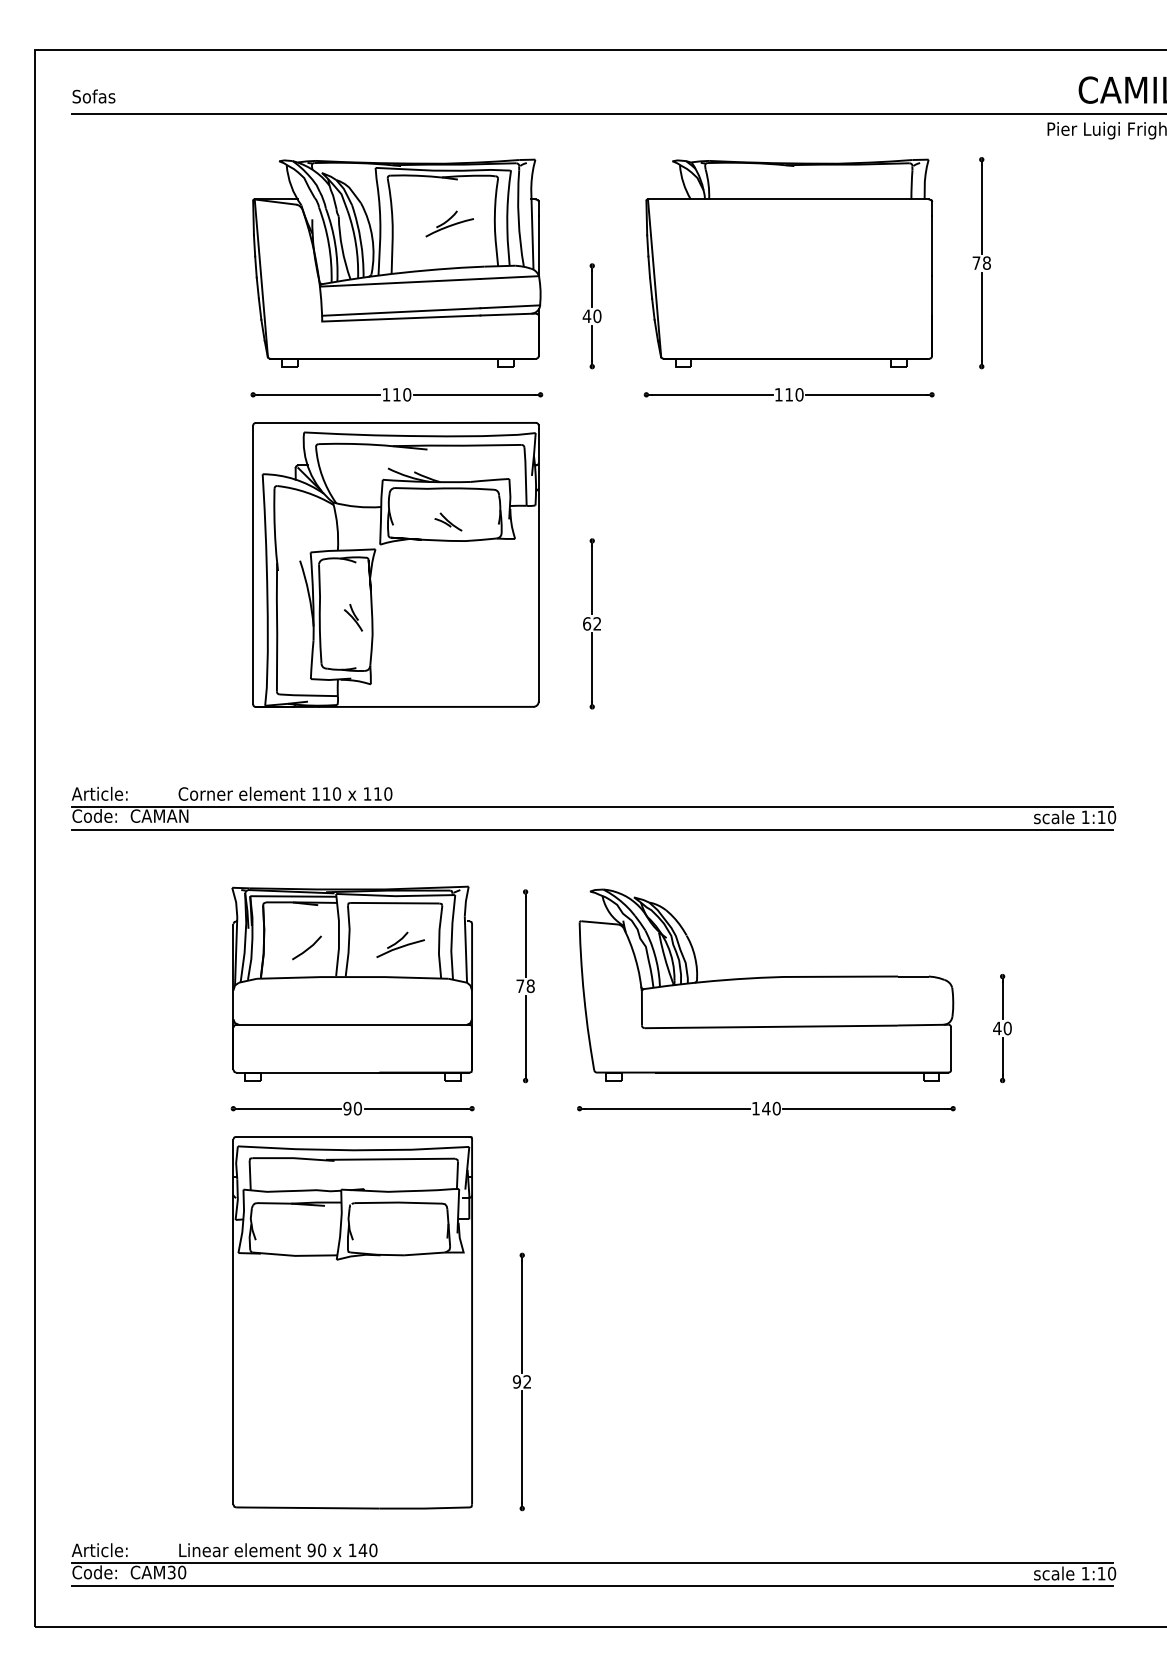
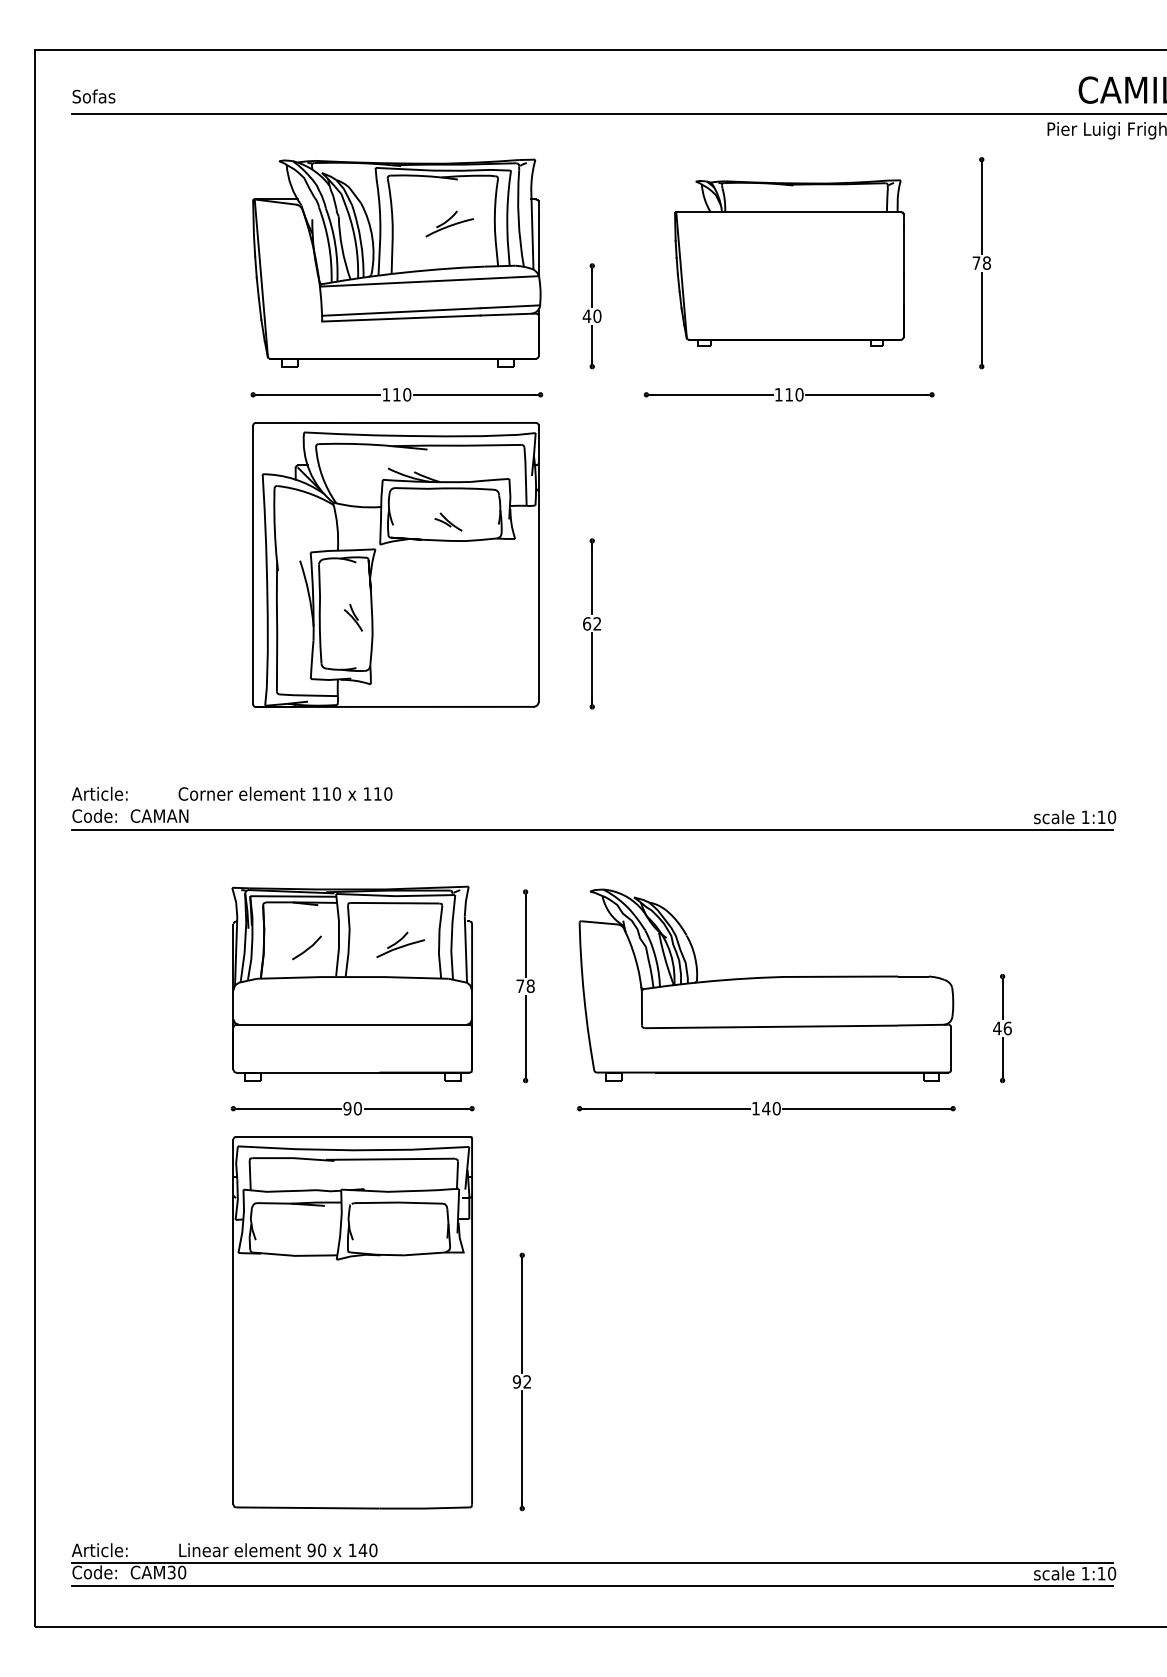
part size: 289x210 px -> 231x168 px (789, 262)
line: present -> none (591, 806)
text: 40 -> 46 (1007, 1027)
